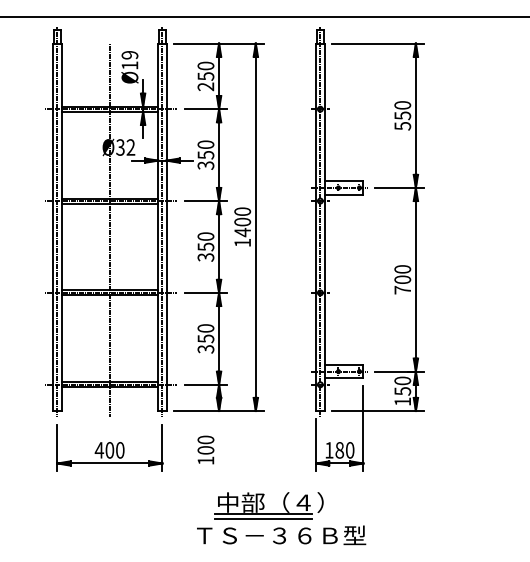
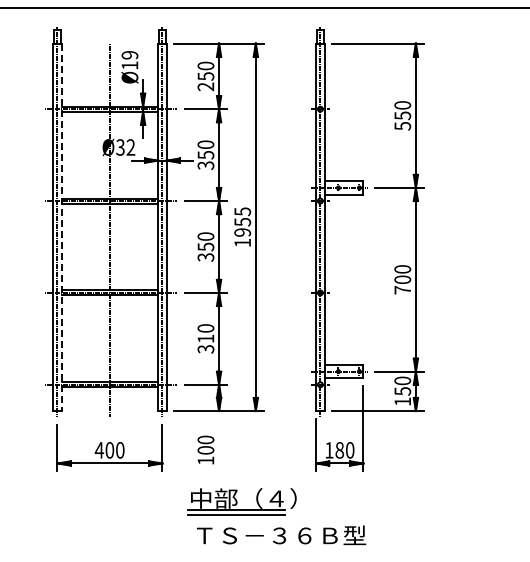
line position: (264, 16) -> (264, 7) (264, 7)
text: 1400 -> 1955 (242, 222)
line: solid -> dashed (61, 227)
text: 350 -> 310 (205, 338)
part position: (268, 505) -> (241, 501) (241, 501)
